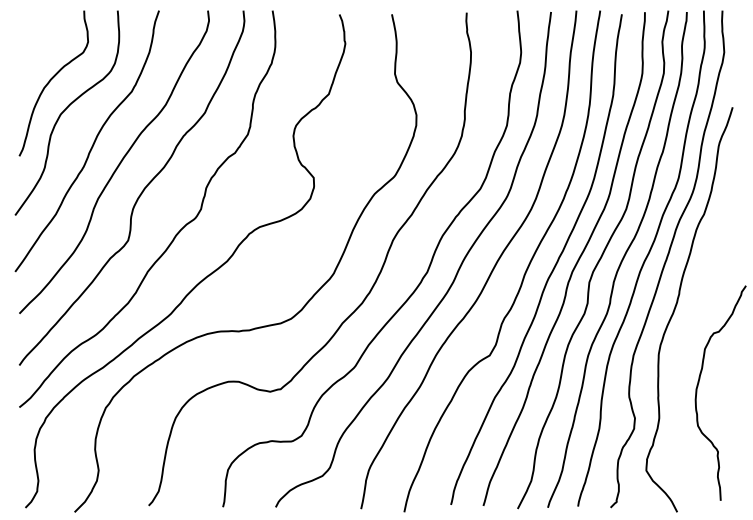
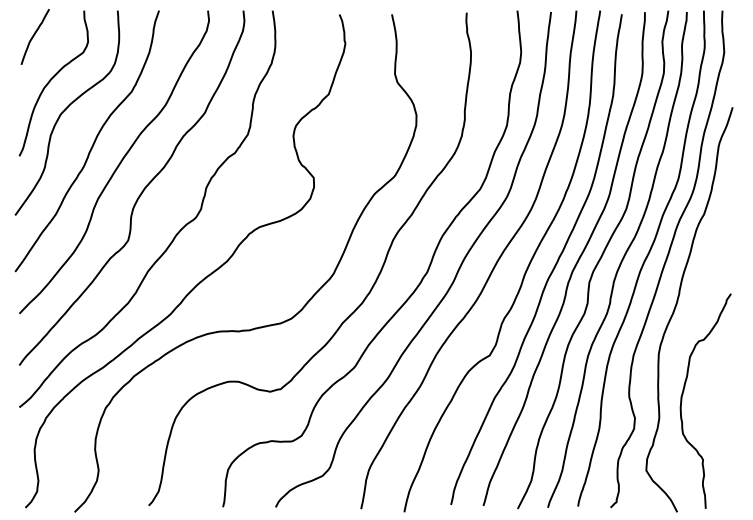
curve: none -> present (34, 36)
curve position: (698, 386) -> (683, 394) (683, 394)
